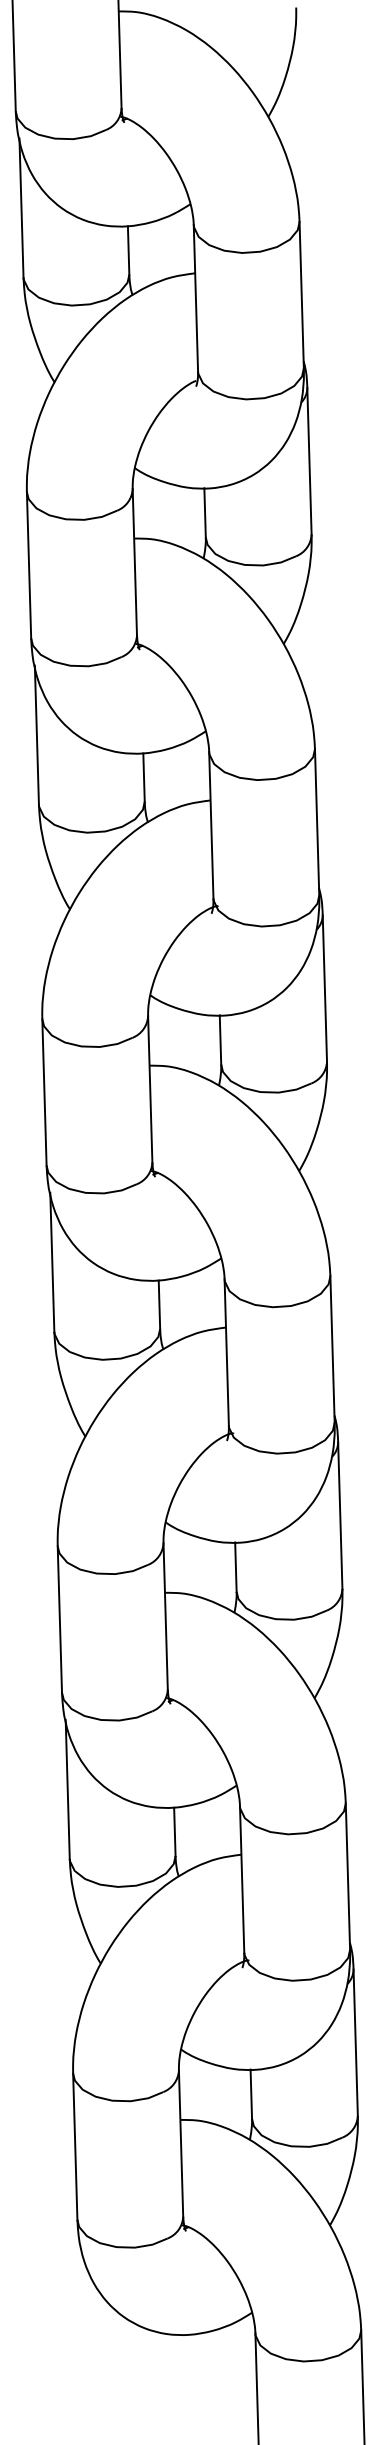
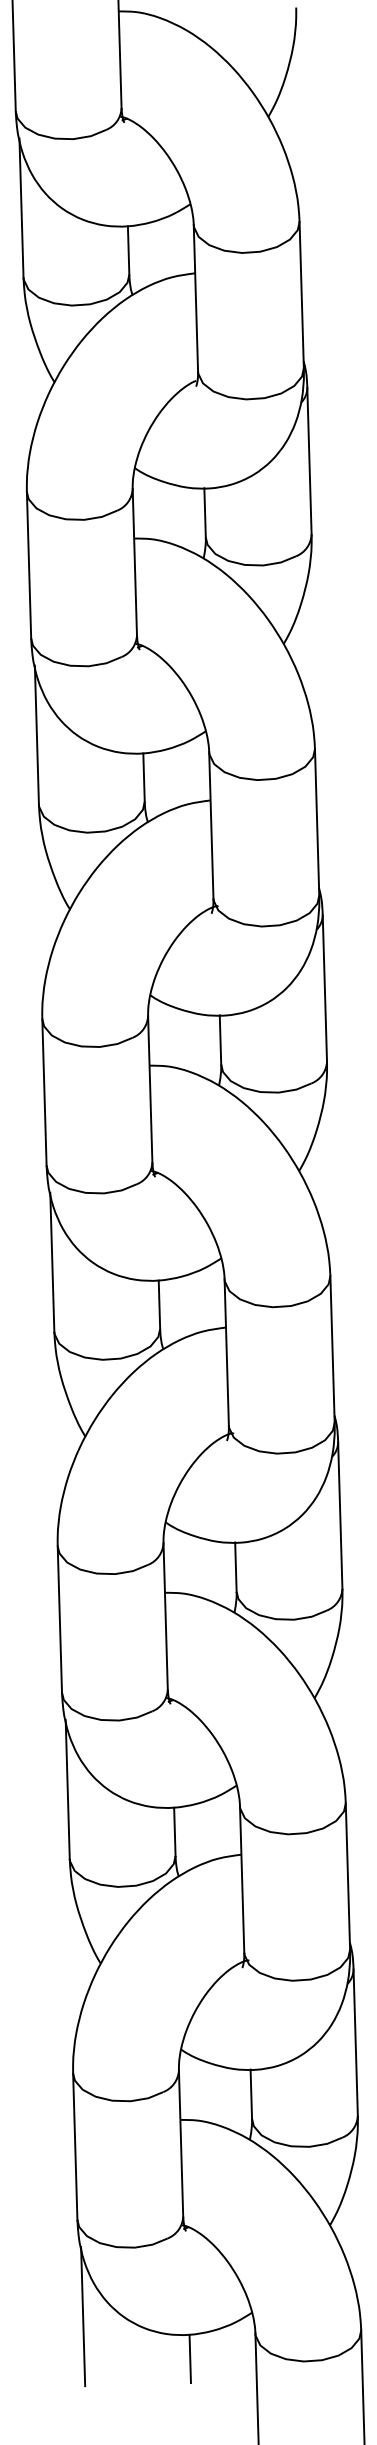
line: none -> present (83, 2316)
line: none -> present (189, 2358)
